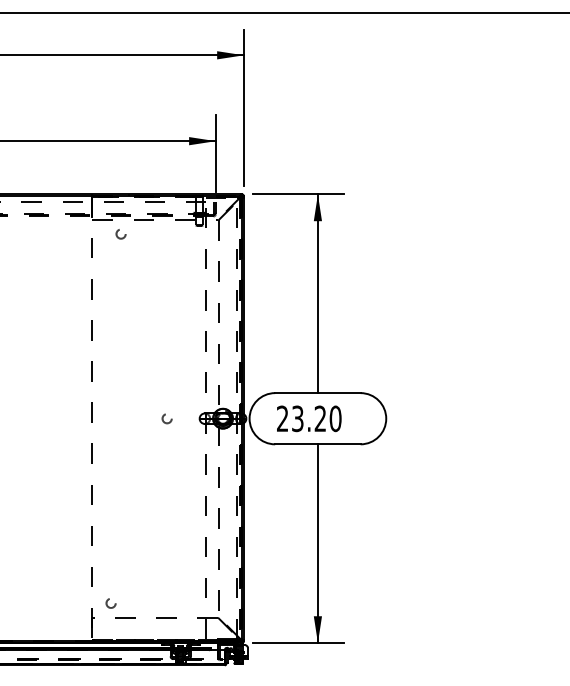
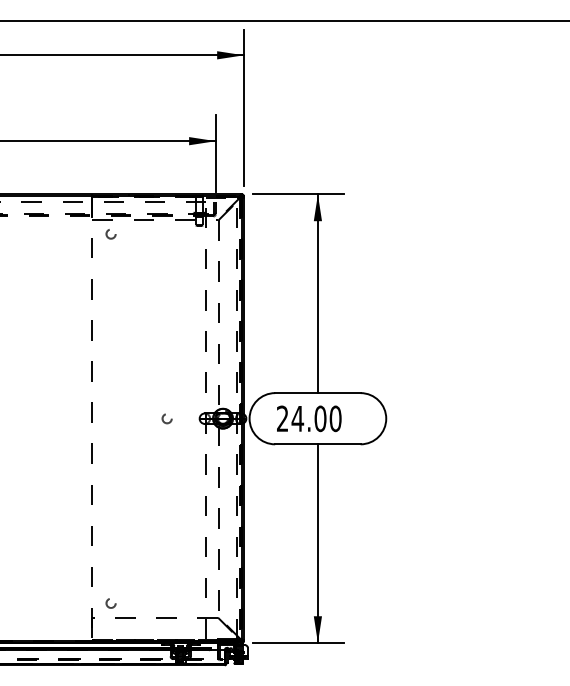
line position: (284, 12) -> (284, 20) (284, 20)
circle position: (120, 234) -> (110, 234) (110, 234)
text: 23.20 -> 24.00 (308, 418)
